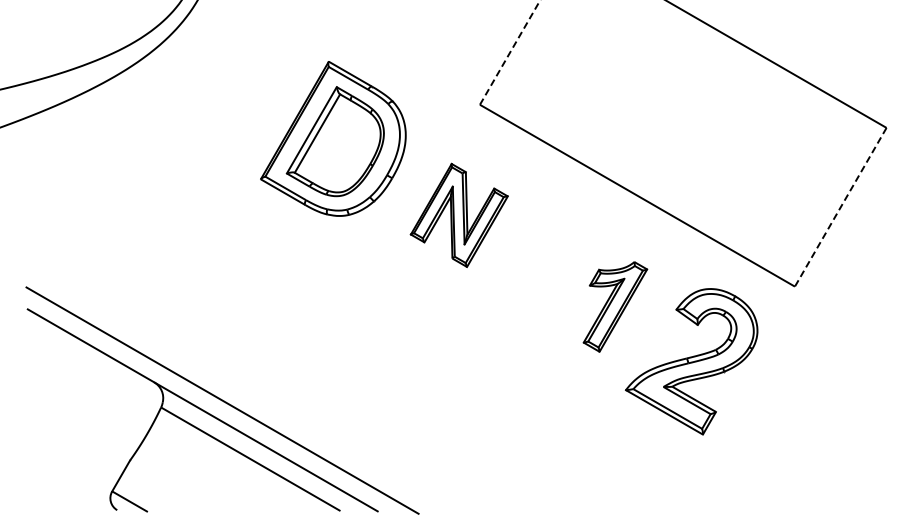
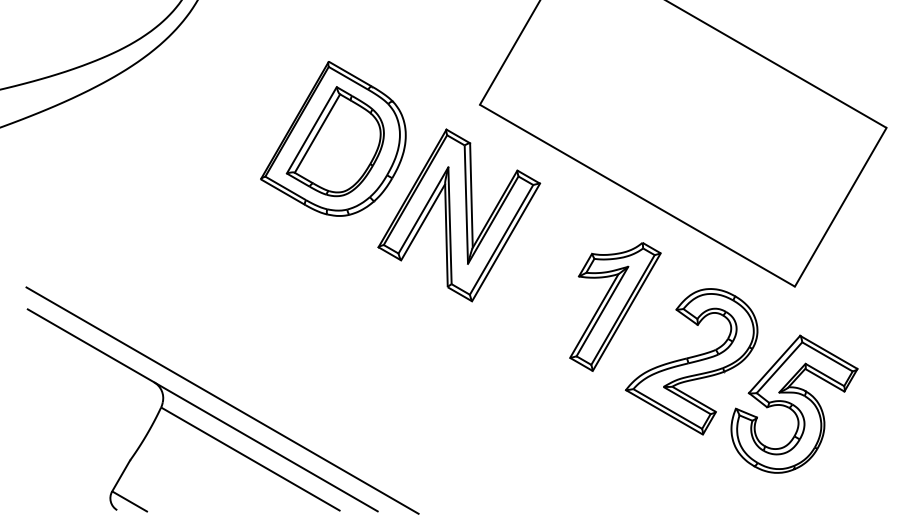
line: dashed -> solid (510, 52)
line: dashed -> solid (840, 207)
part size: 100x106 px -> 165x175 px (459, 215)
part size: 67x92 px -> 93x130 px (615, 306)
part: none -> present (794, 403)
